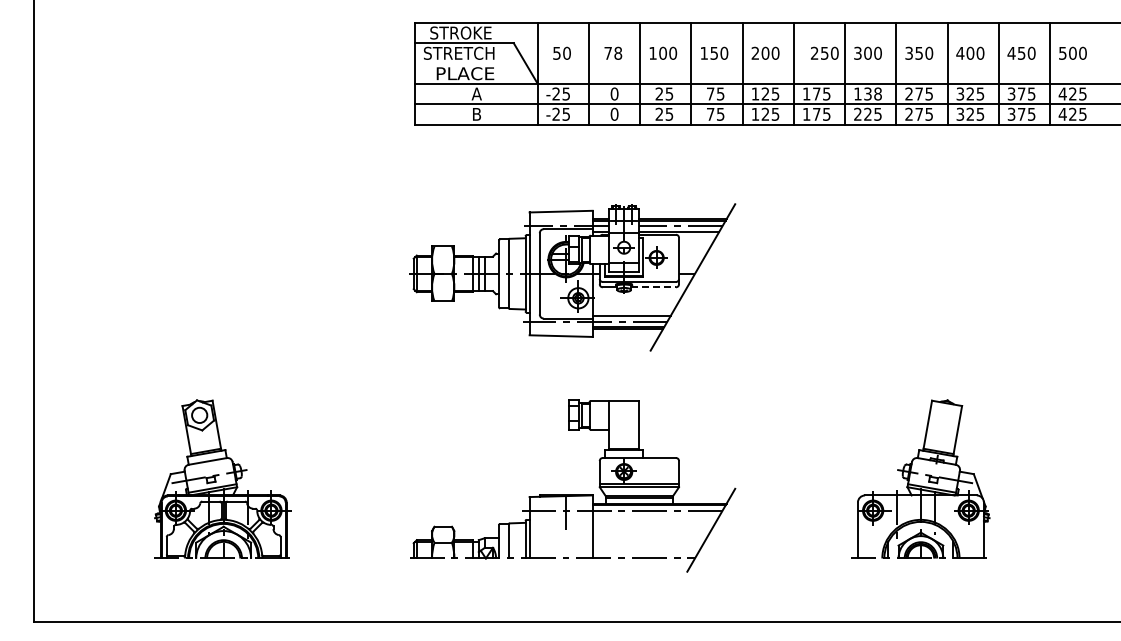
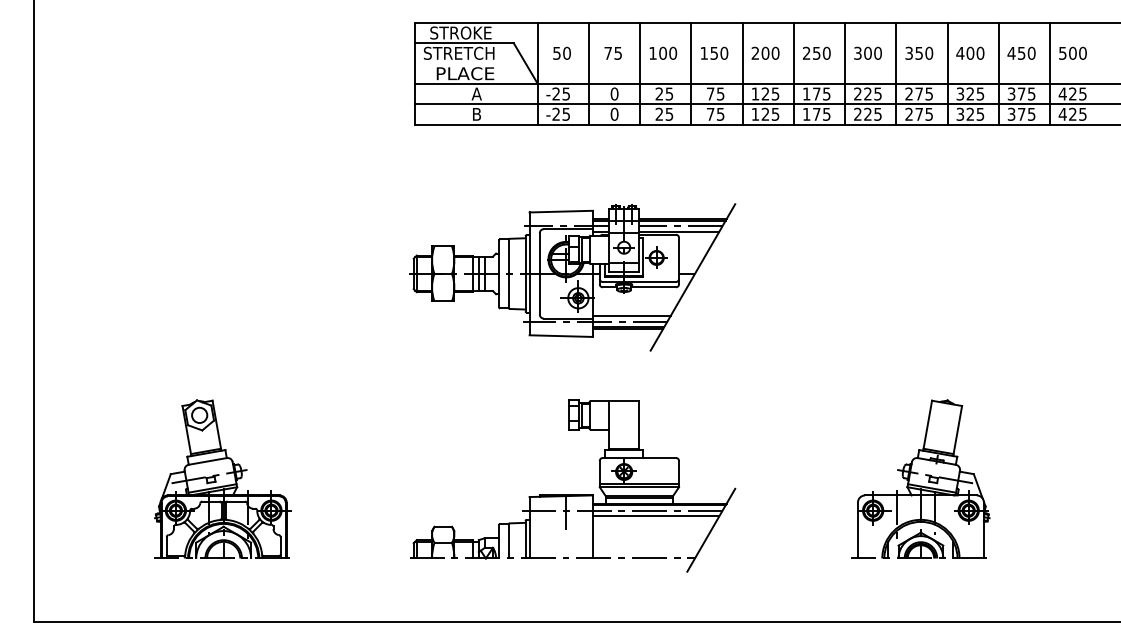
text: 78 -> 75 (618, 52)
text position: (824, 52) -> (816, 52) (816, 52)
text: 138 -> 225 (867, 93)
line: dashed -> solid (654, 287)
line: none -> present (655, 516)
